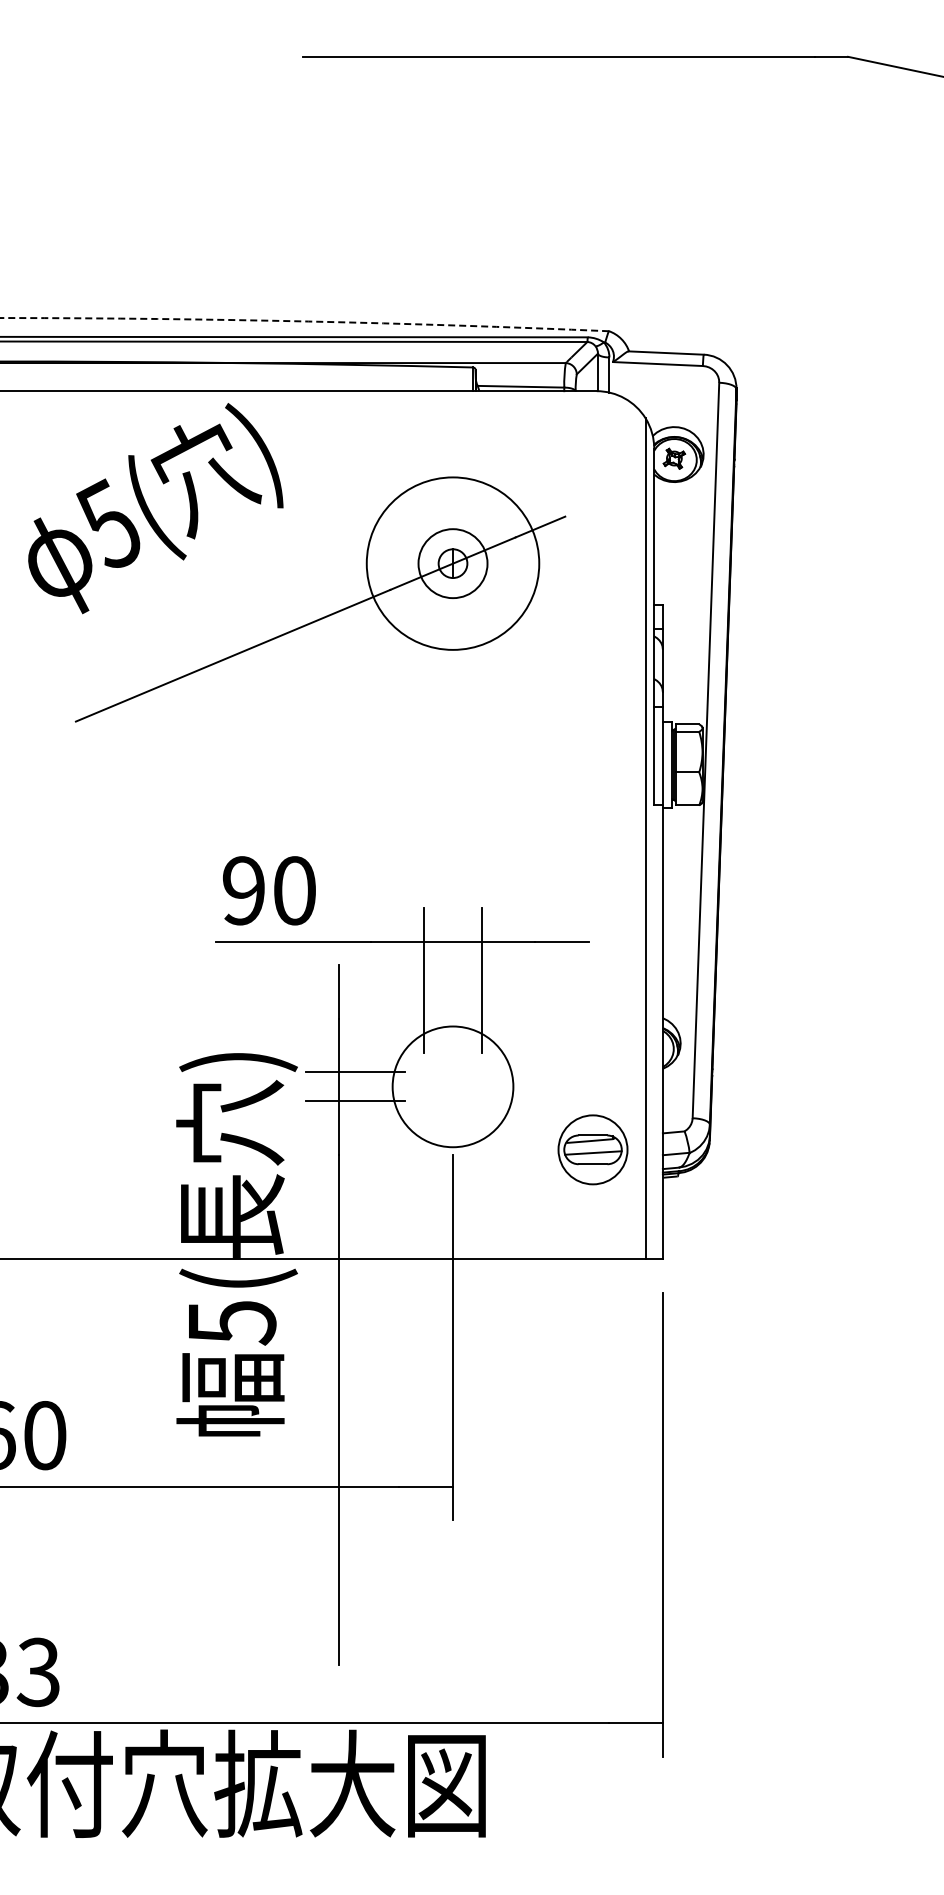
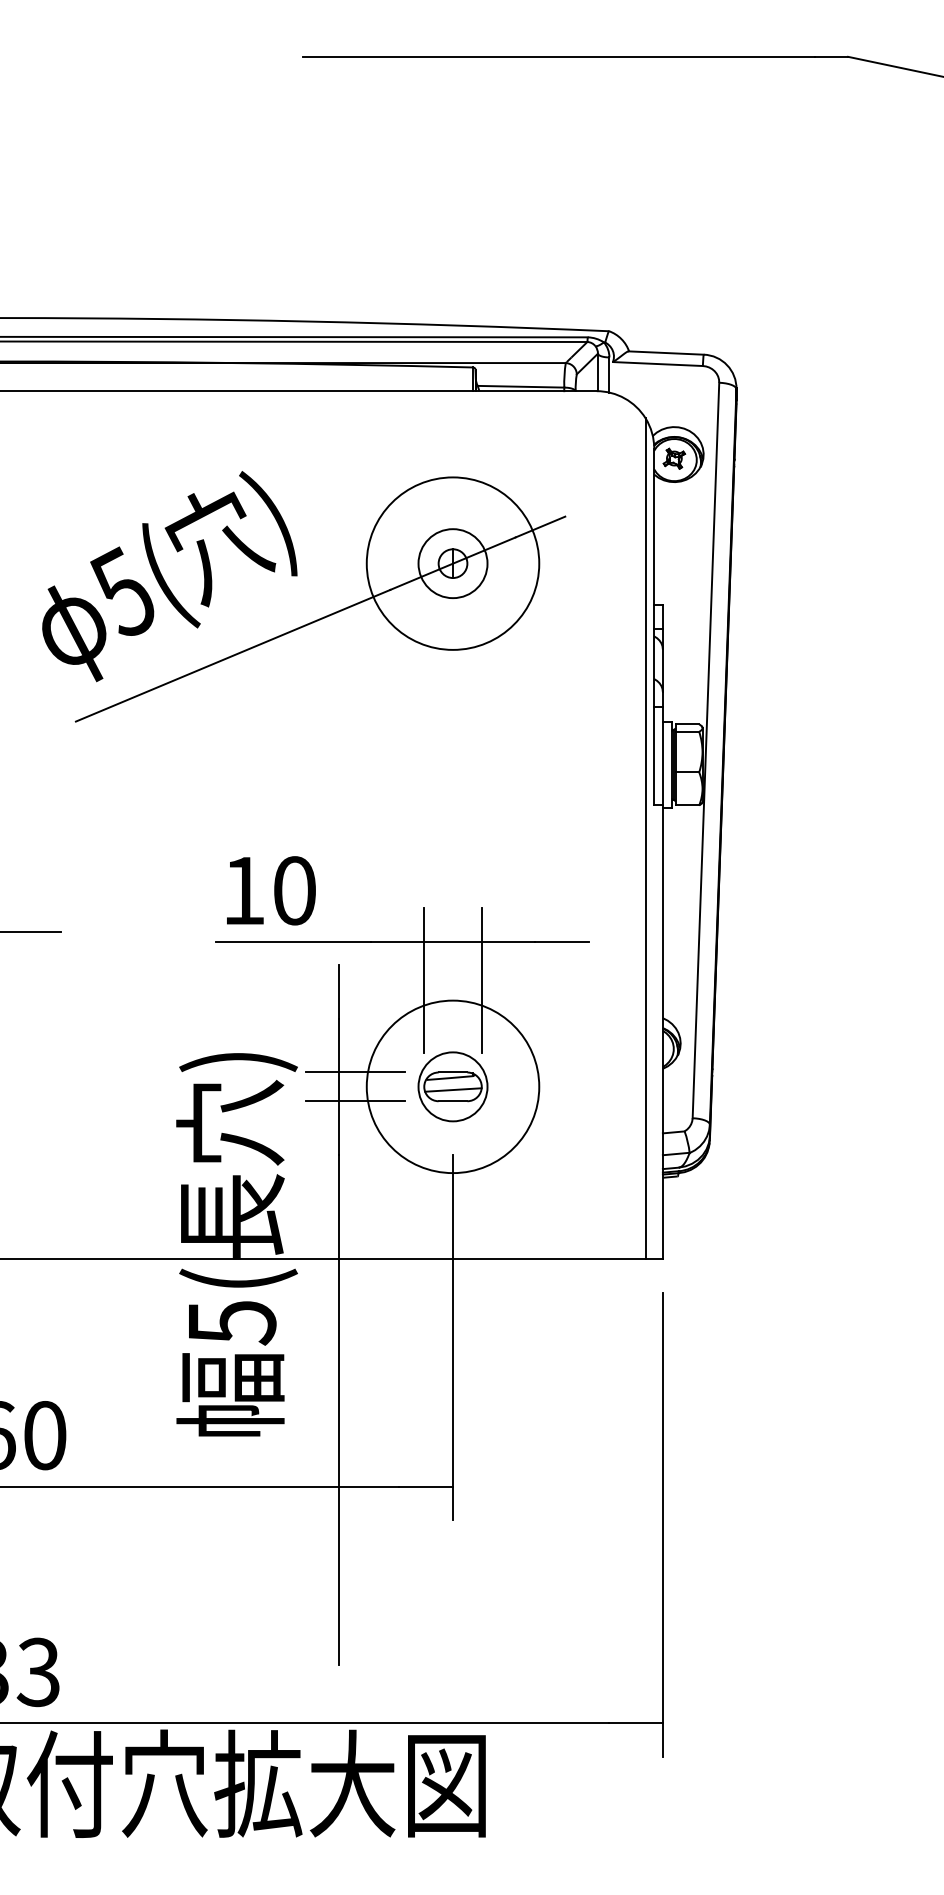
arc: dashed -> solid (304, 321)
text position: (155, 508) -> (169, 576) (169, 576)
text: 90 -> 10 (243, 890)
line: none -> present (31, 931)
circle diameter: 121 px -> 172 px (452, 1086)
part position: (592, 1149) -> (452, 1086) (452, 1086)
